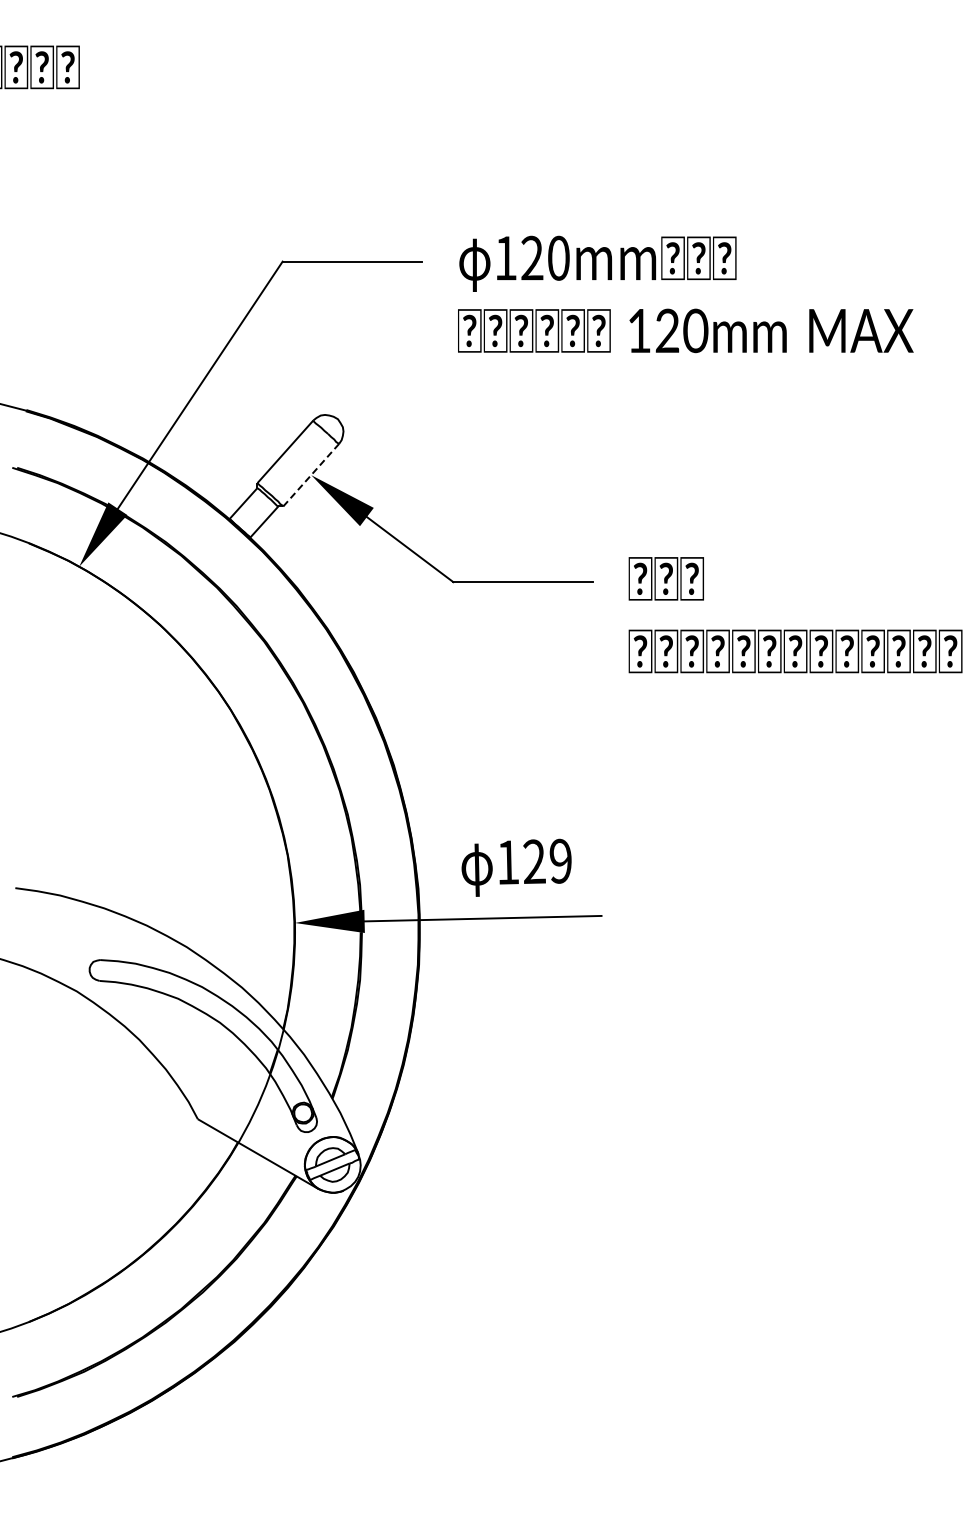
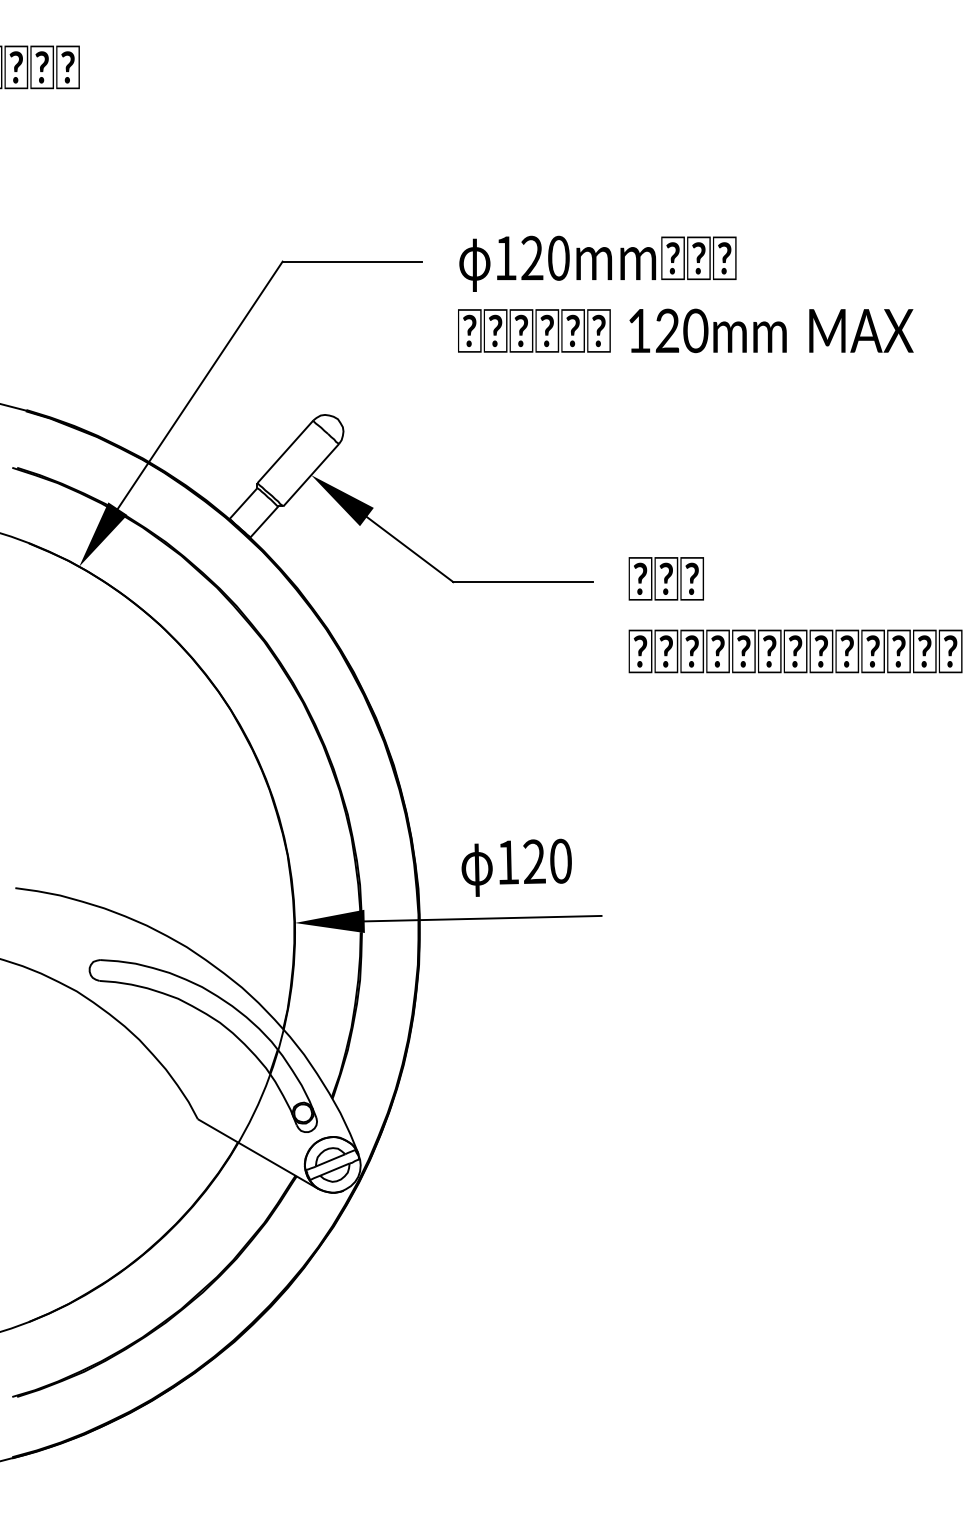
line: dashed -> solid (311, 474)
text: 129 -> 120 (560, 860)
